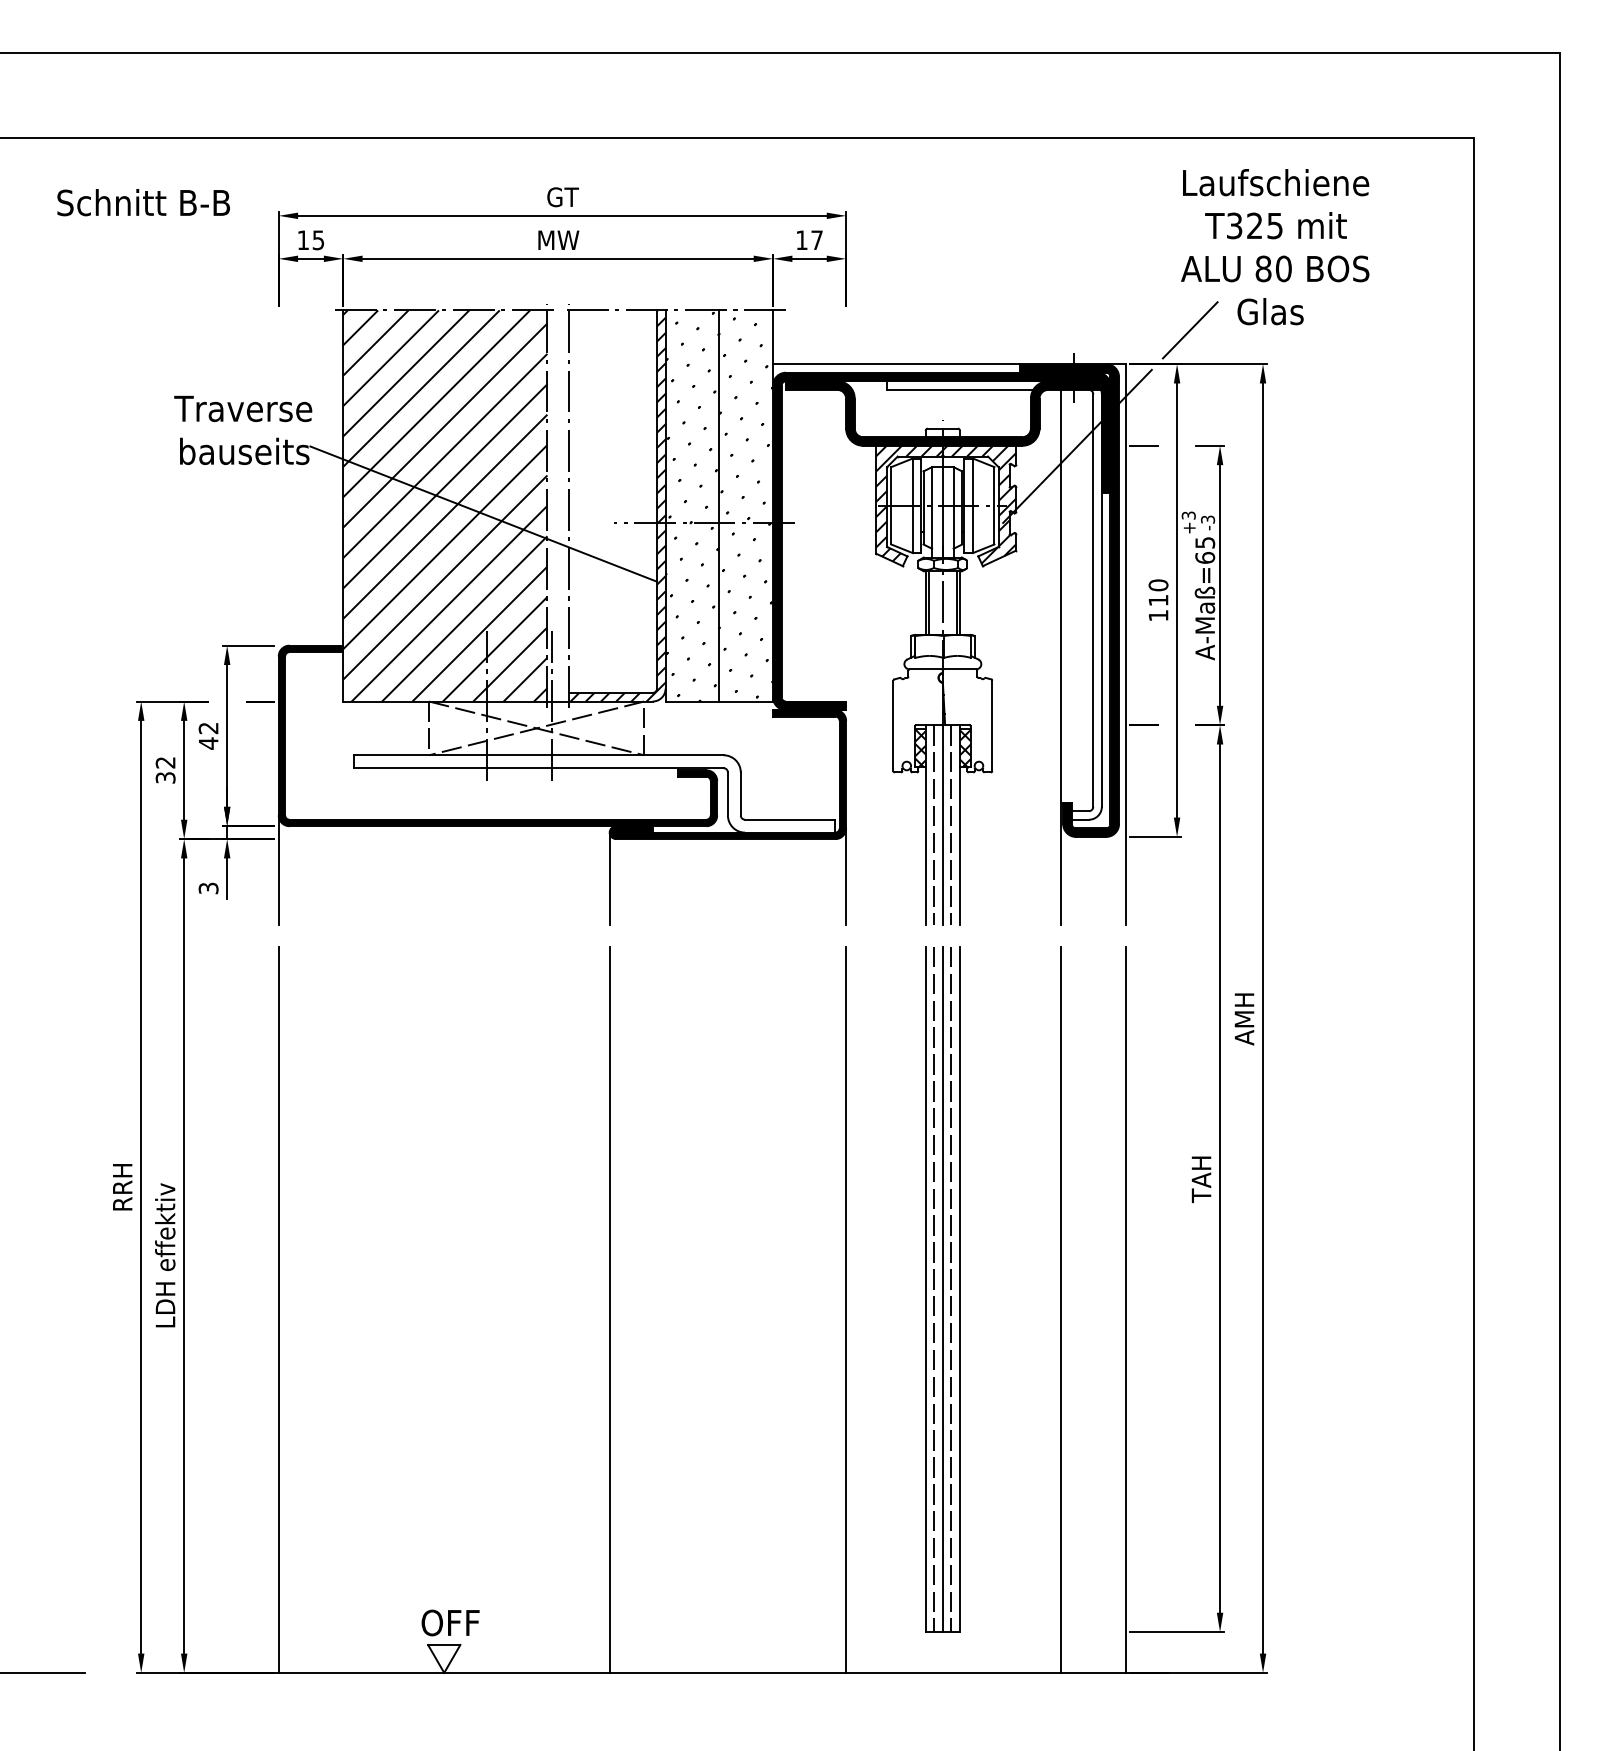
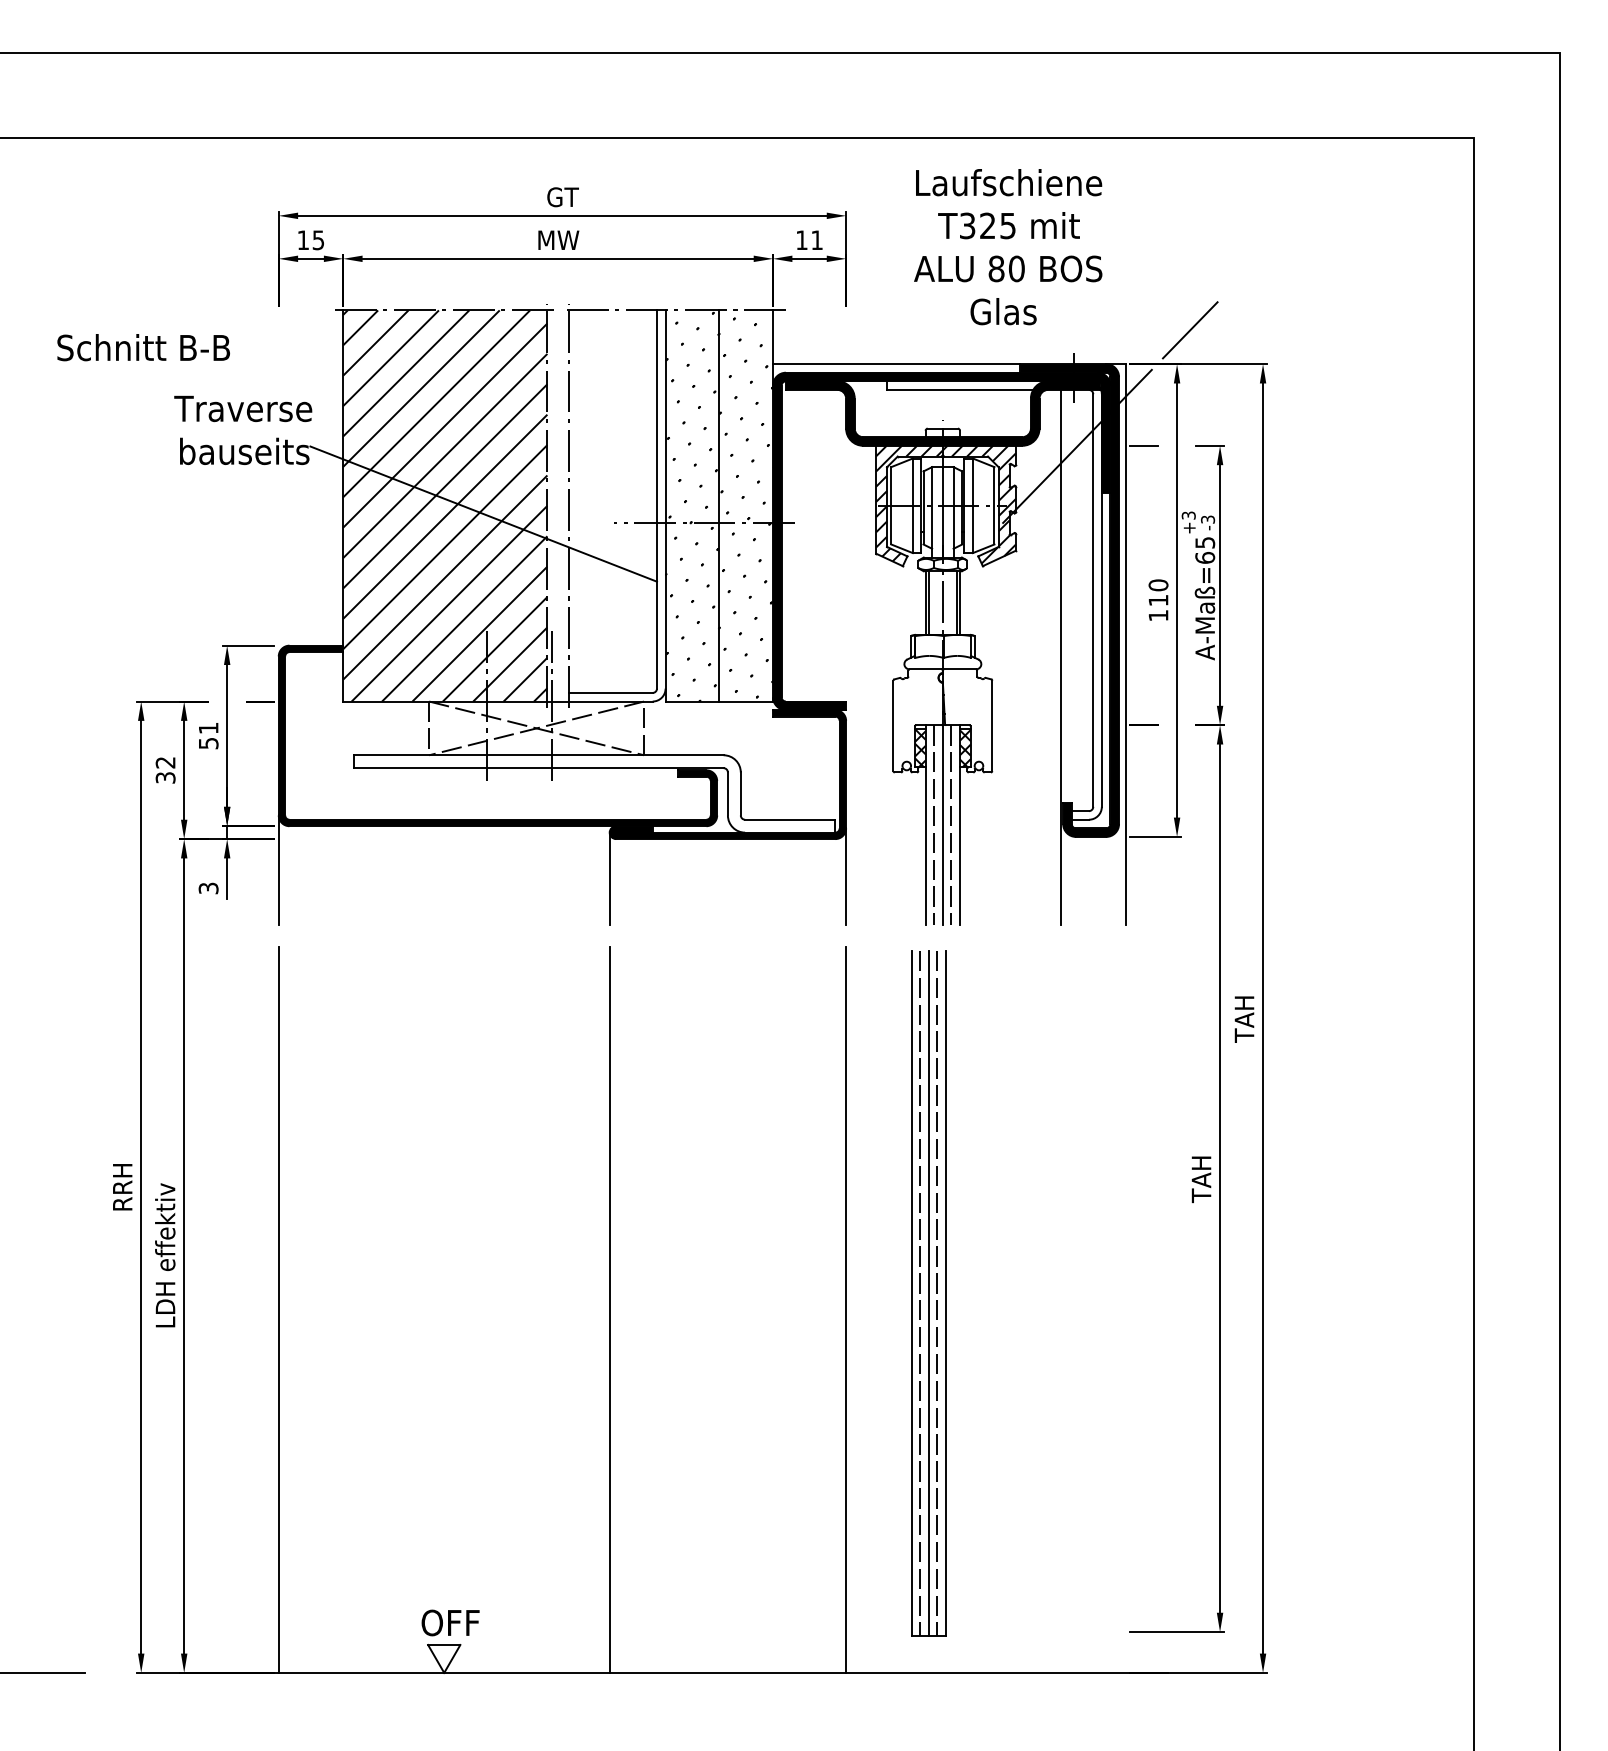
text position: (143, 202) -> (143, 347) (143, 347)
text: 17 -> 11 (816, 239)
text position: (1275, 247) -> (1008, 247) (1008, 247)
hatch: present -> none (617, 505)
text: 42 -> 51 (208, 736)
text: AMH -> TAH (1244, 1019)
part position: (942, 1289) -> (928, 1293) (928, 1293)
line: present -> none (1061, 1309)
line: present -> none (1125, 1309)
